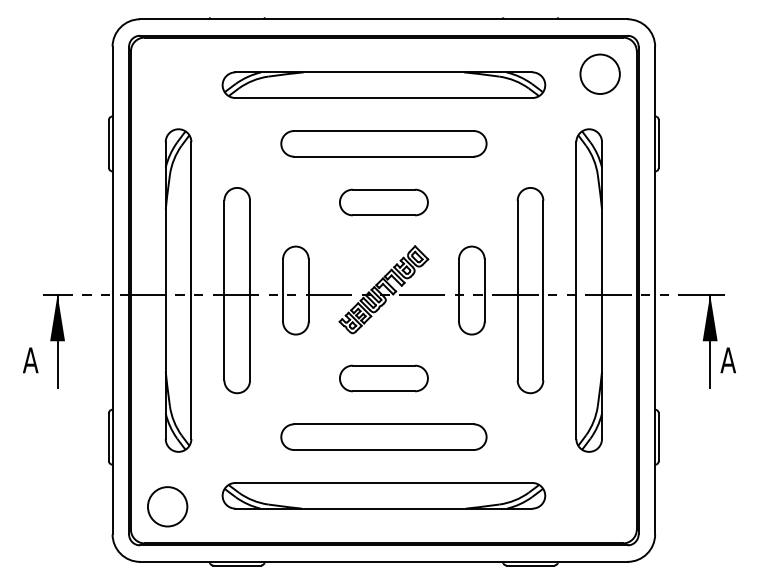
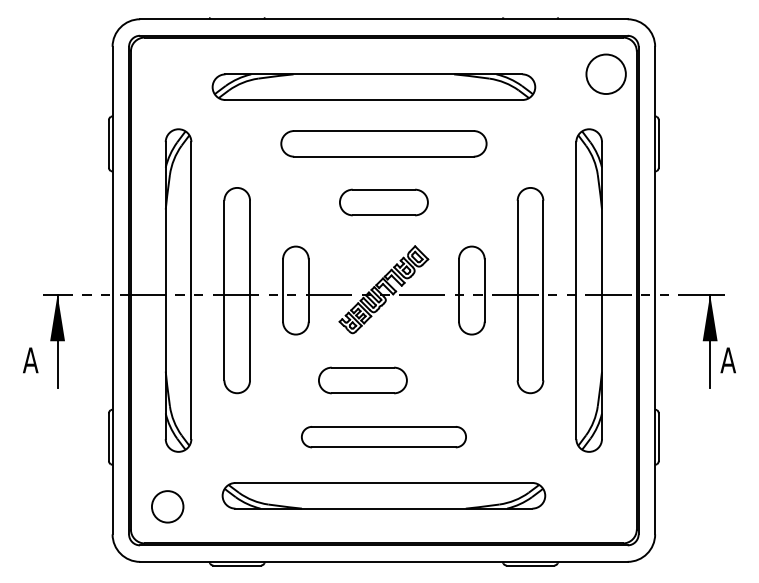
circle position: (599, 73) -> (605, 73) (605, 73)
part position: (383, 84) -> (373, 86) (373, 86)
part position: (383, 378) -> (362, 380) (362, 380)
part size: 208x28 px -> 166x23 px (383, 437)
circle size: 42x42 px -> 34x34 px (167, 506)
